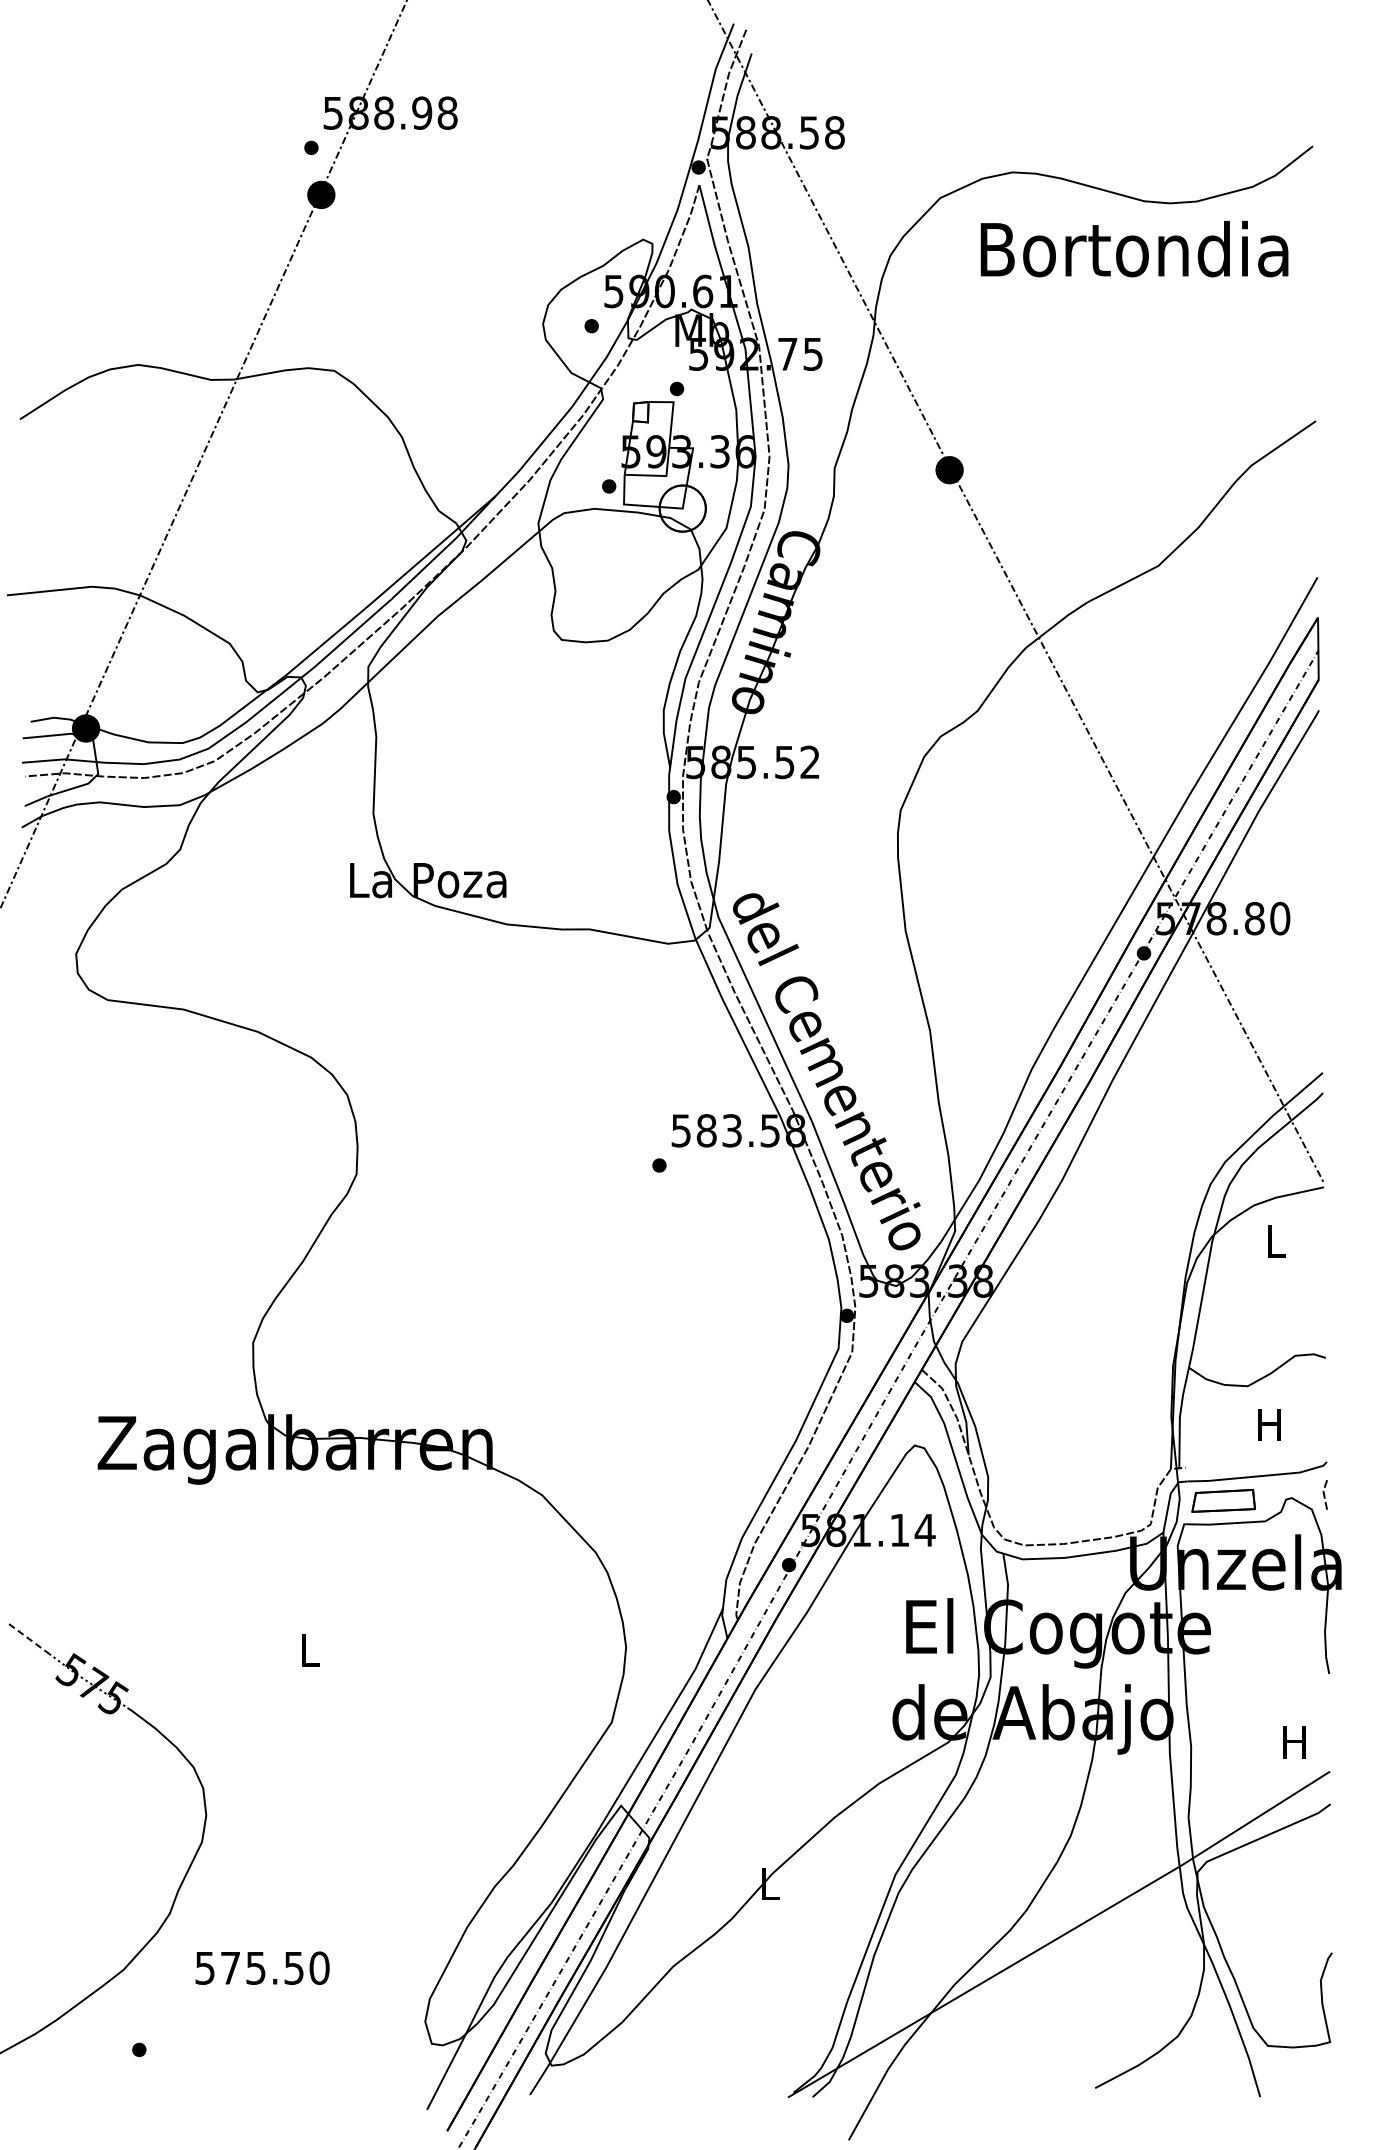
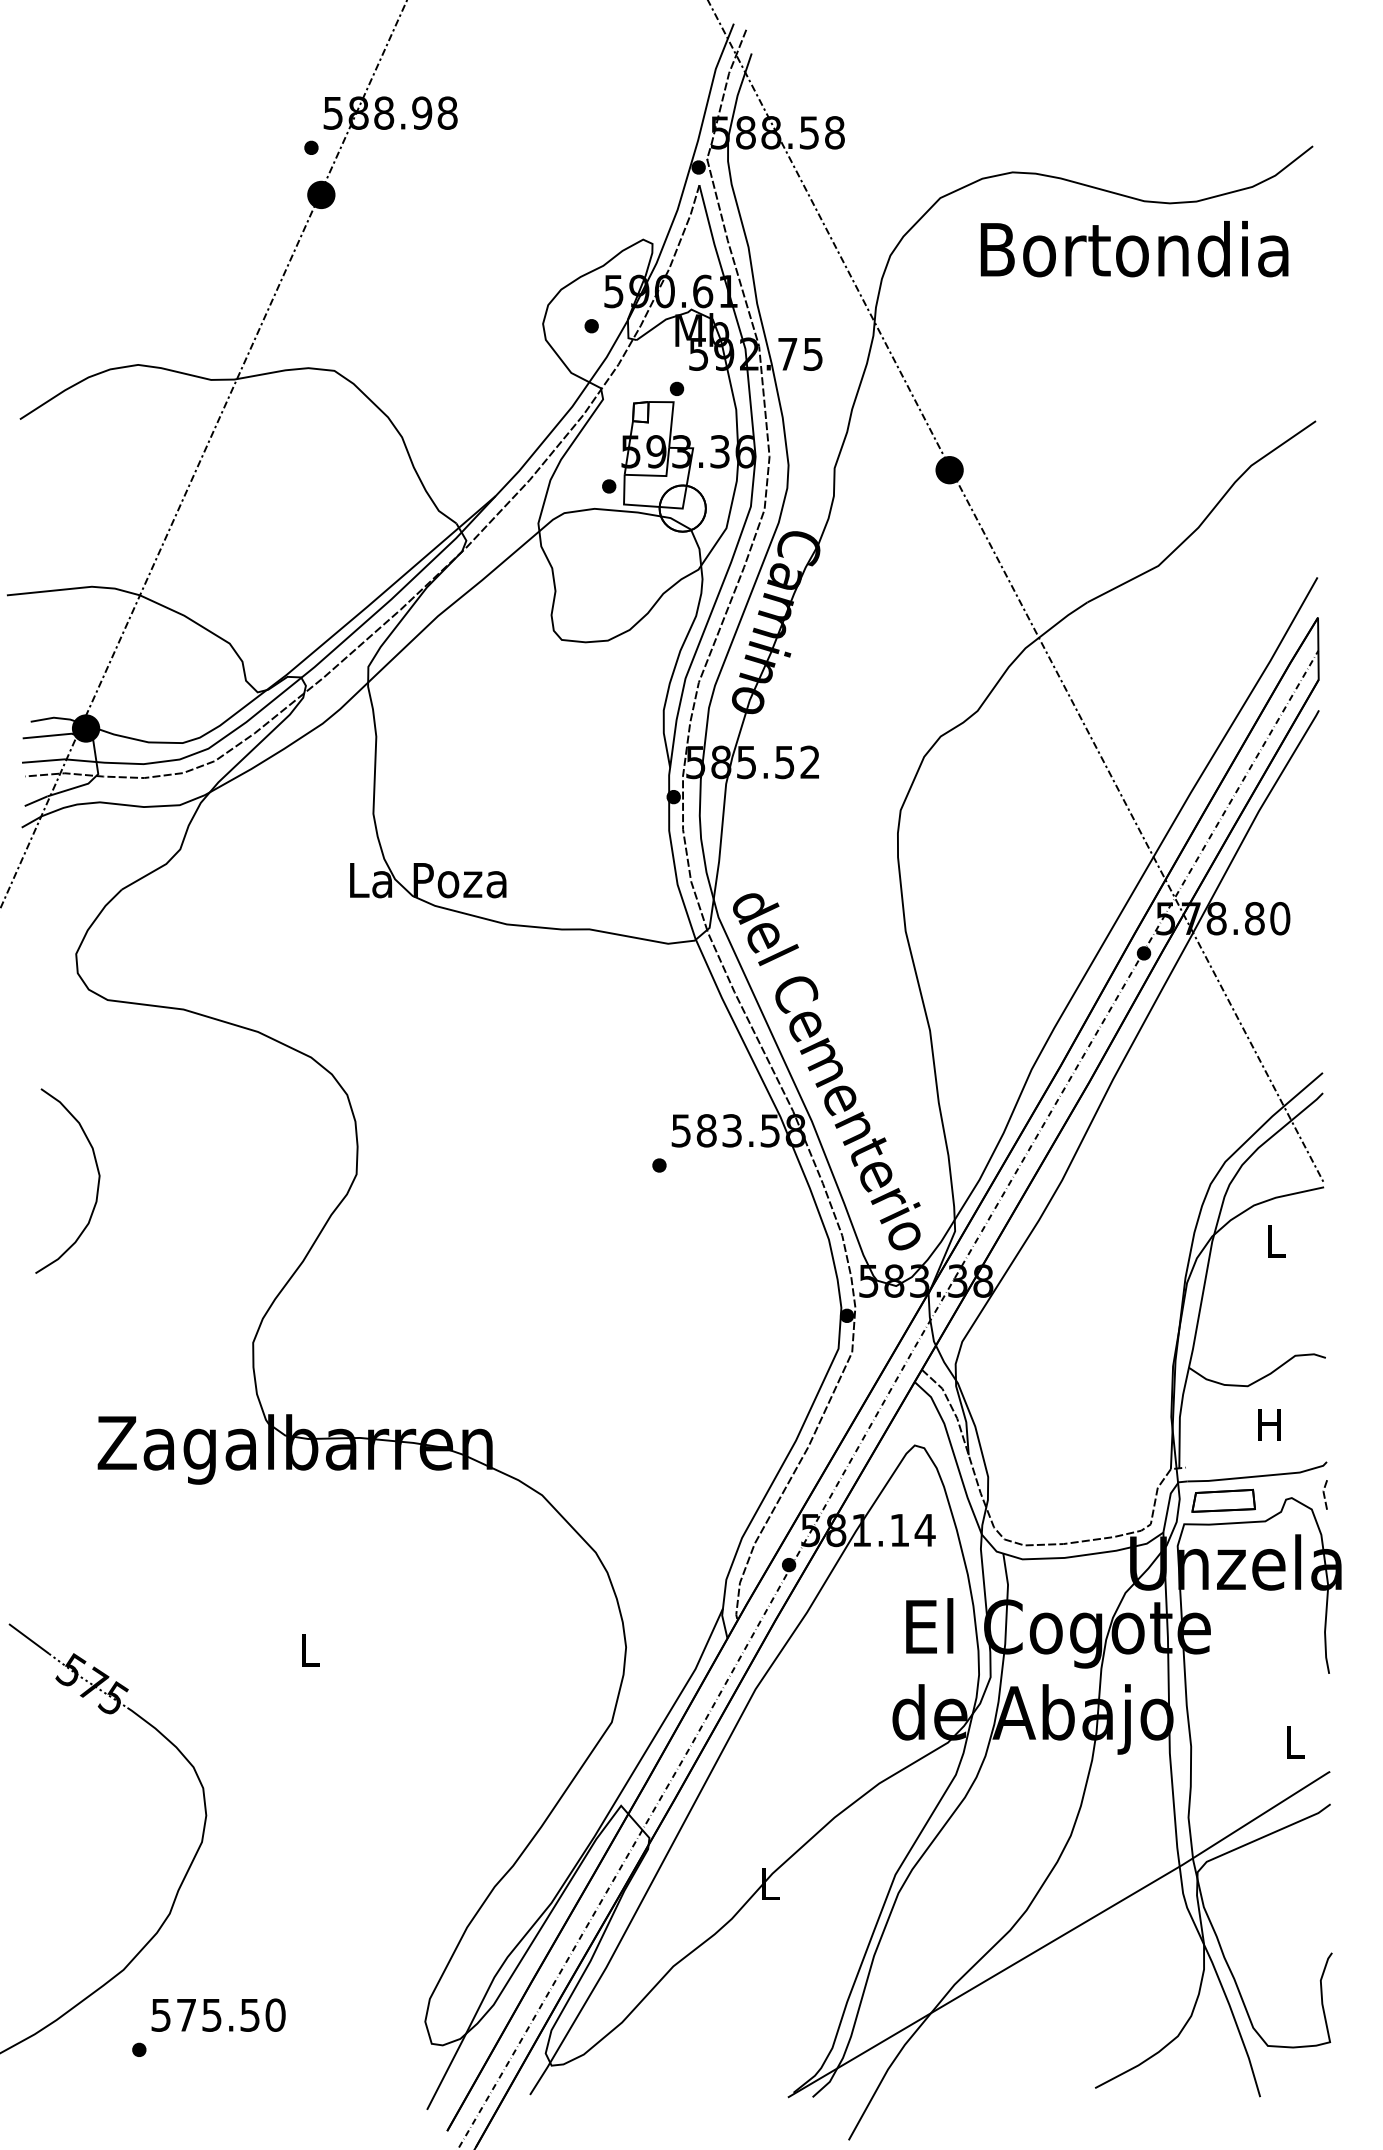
curve: none -> present (97, 1183)
line: dashed -> solid (29, 1638)
text: H -> L (1294, 1742)
text position: (262, 1967) -> (218, 2014) (218, 2014)
